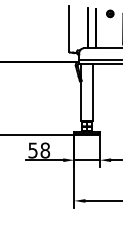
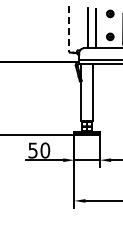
line: solid -> dashed (69, 29)
part: none -> present (110, 36)
text: 58 -> 50 (45, 150)
